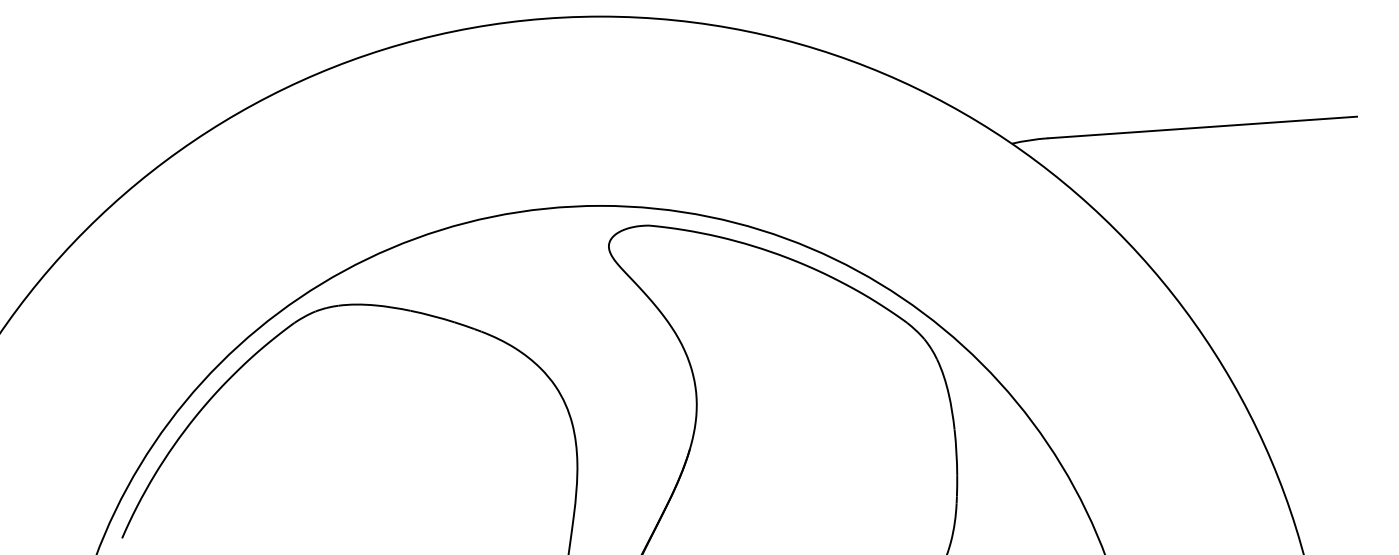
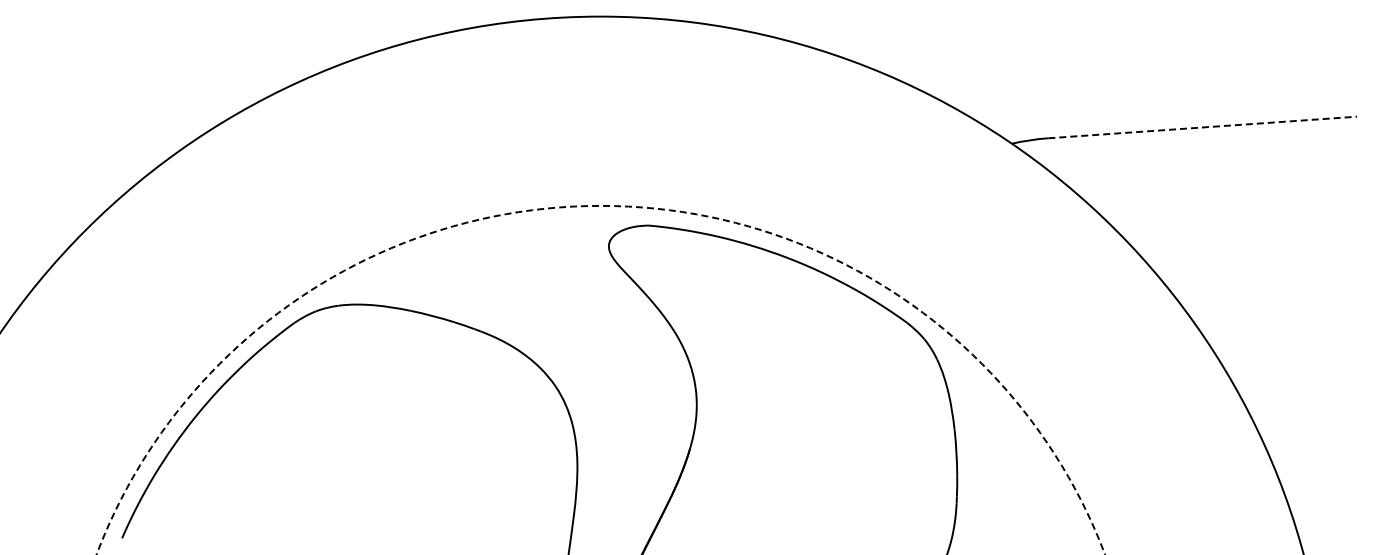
line: solid -> dashed (1202, 127)
circle: solid -> dashed (600, 379)
